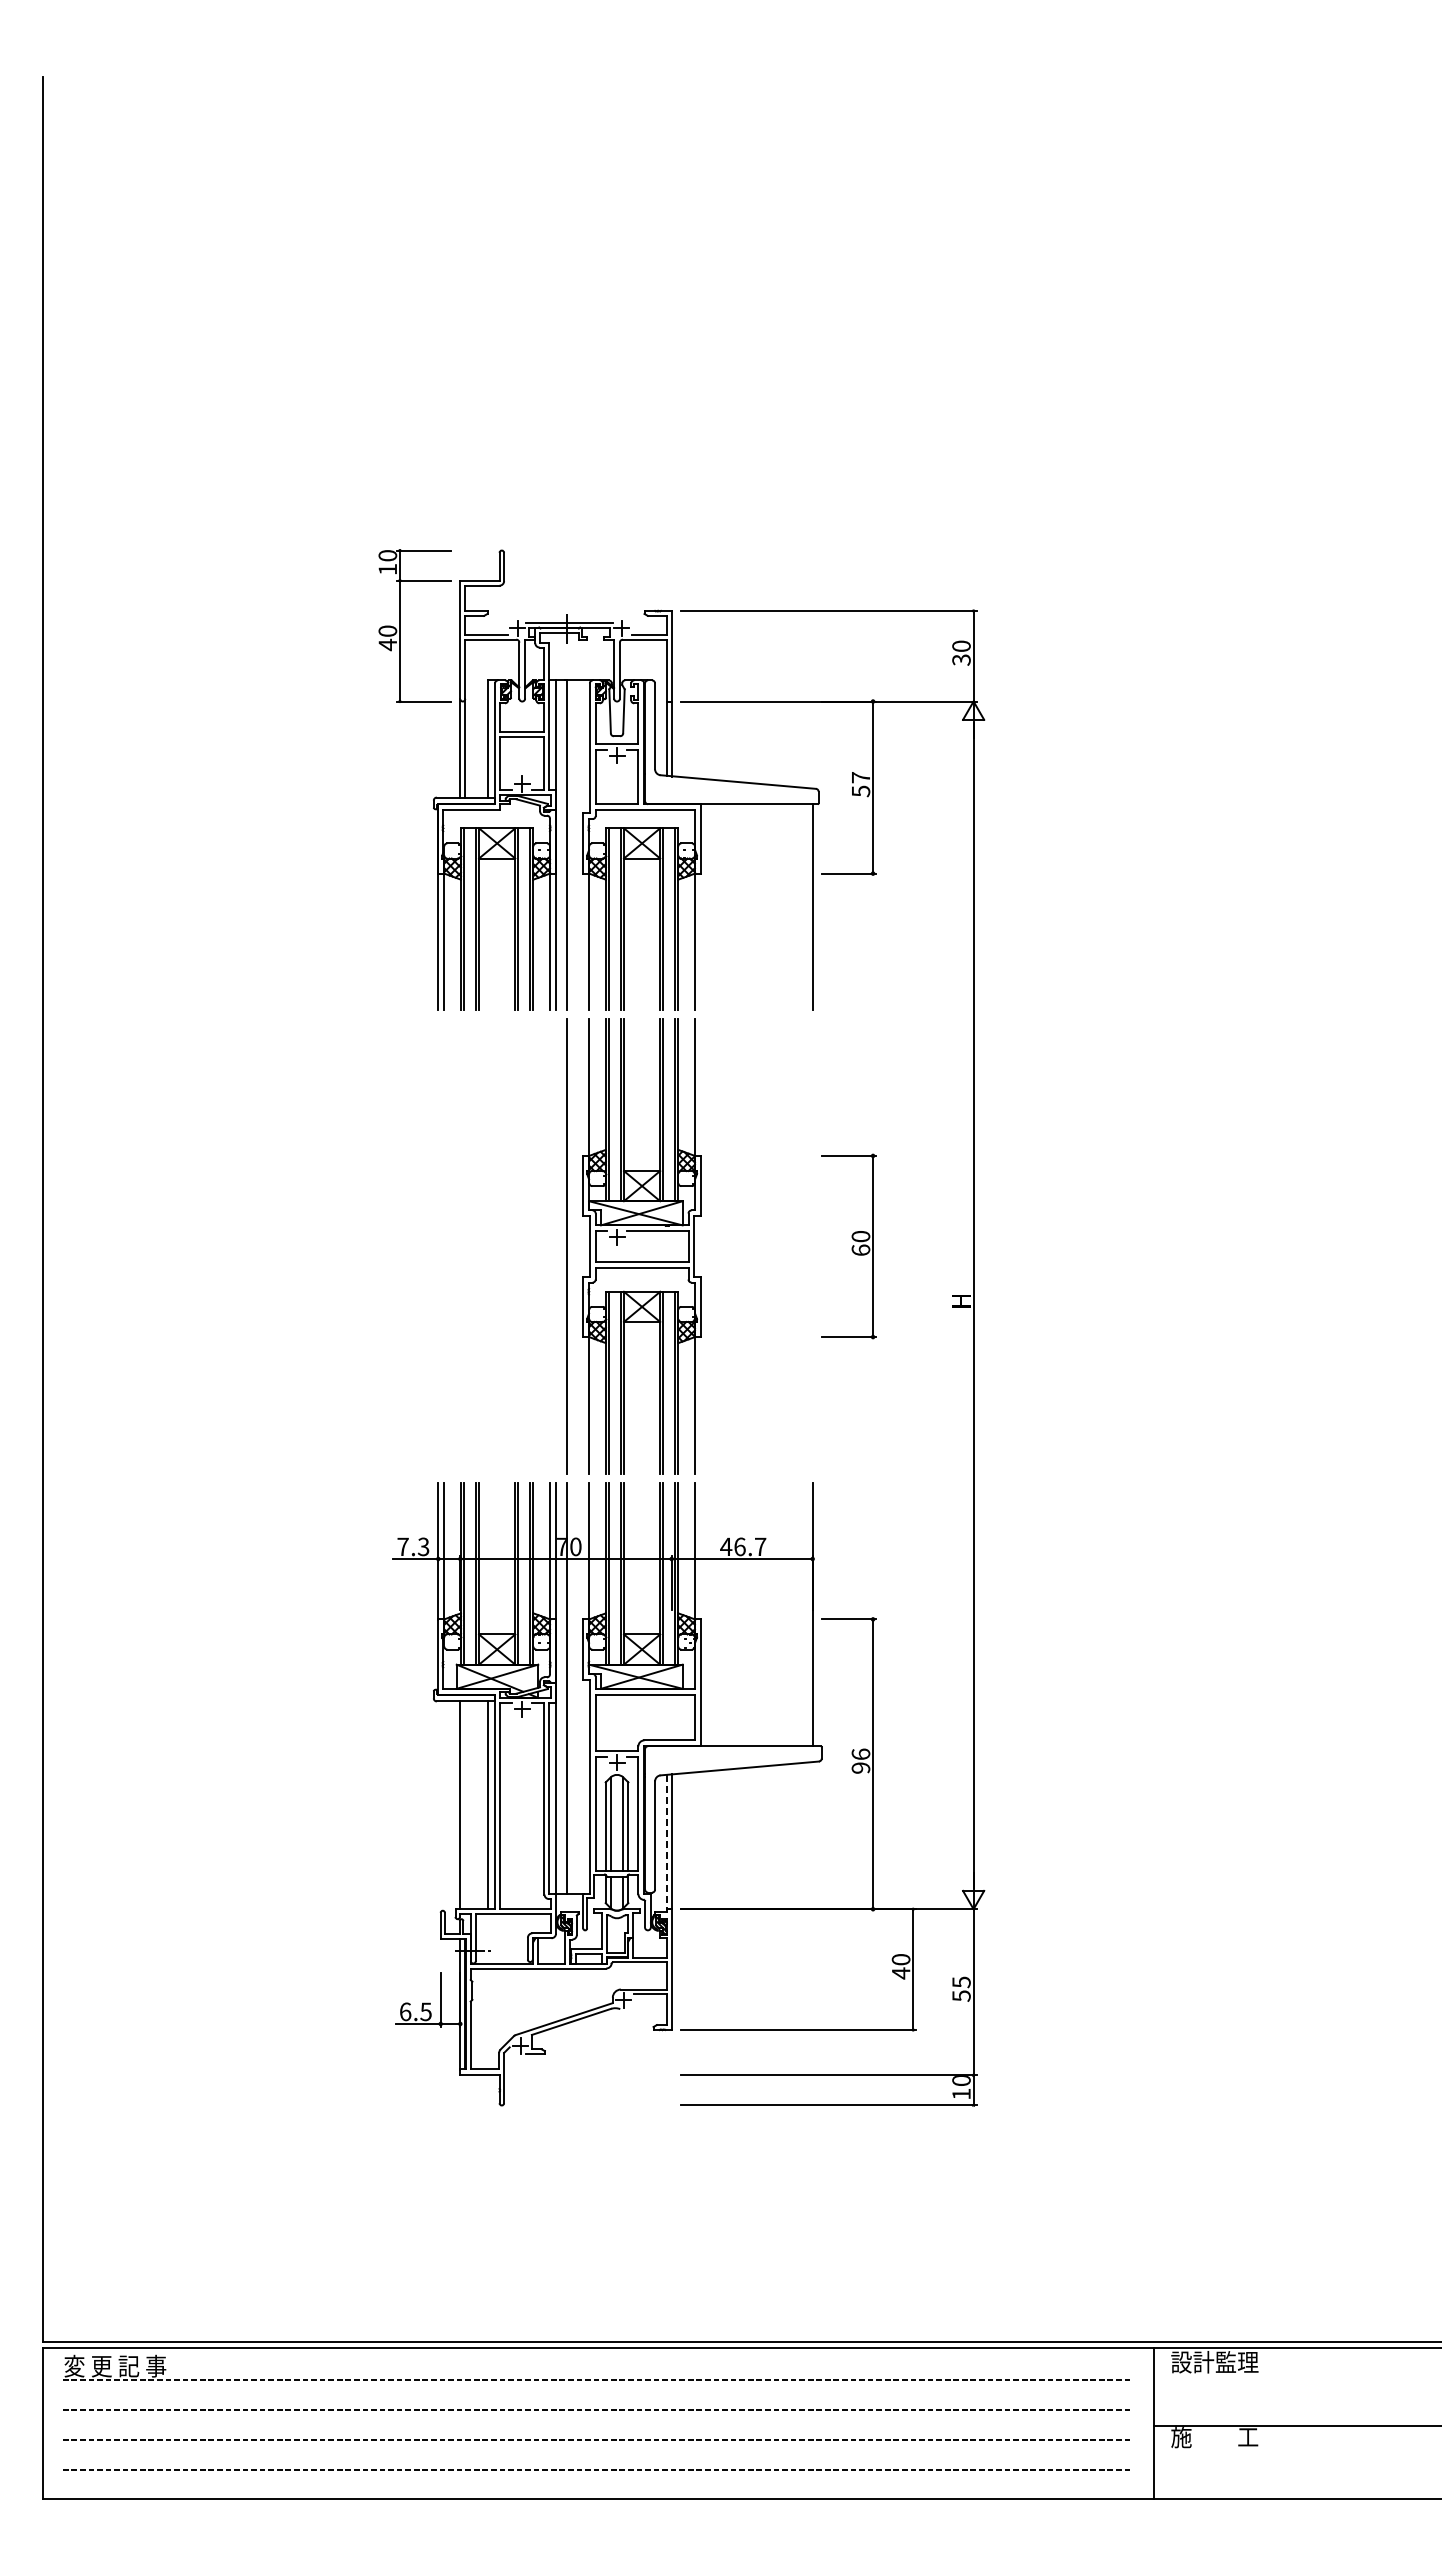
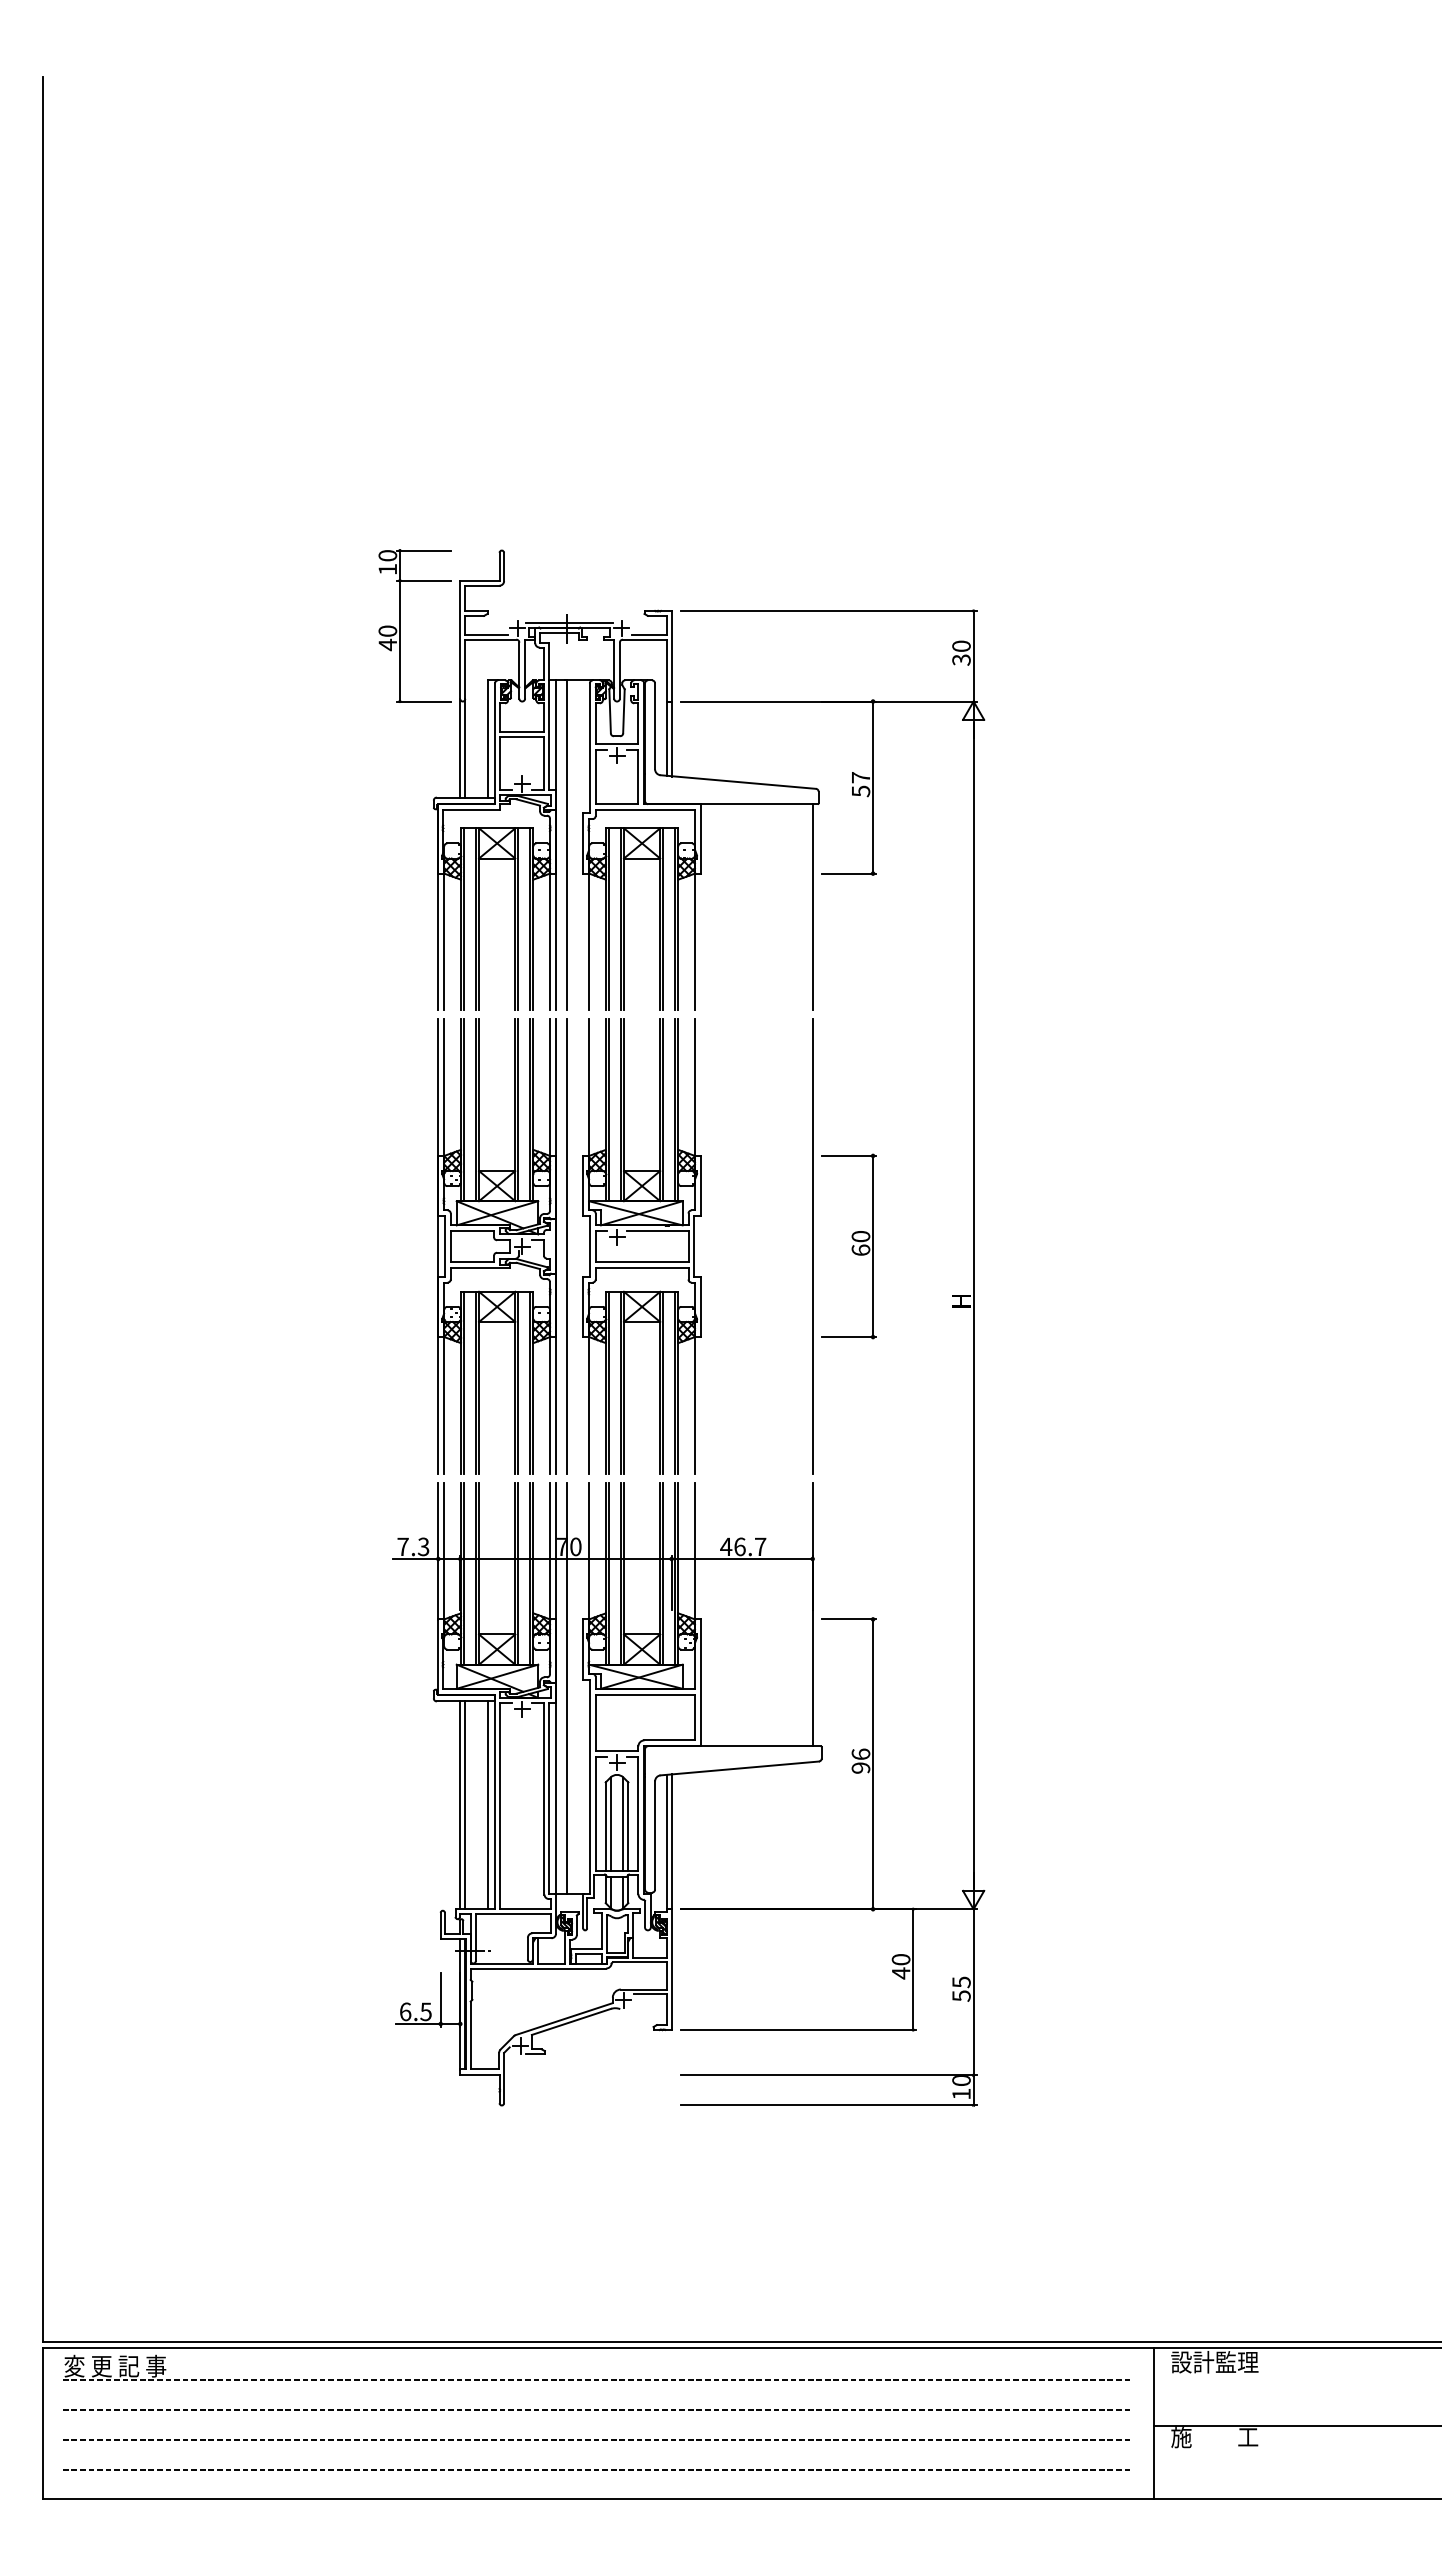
part: none -> present (496, 1246)
line: none -> present (812, 1246)
line: none -> present (465, 1805)
line: dashed -> solid (666, 1842)
